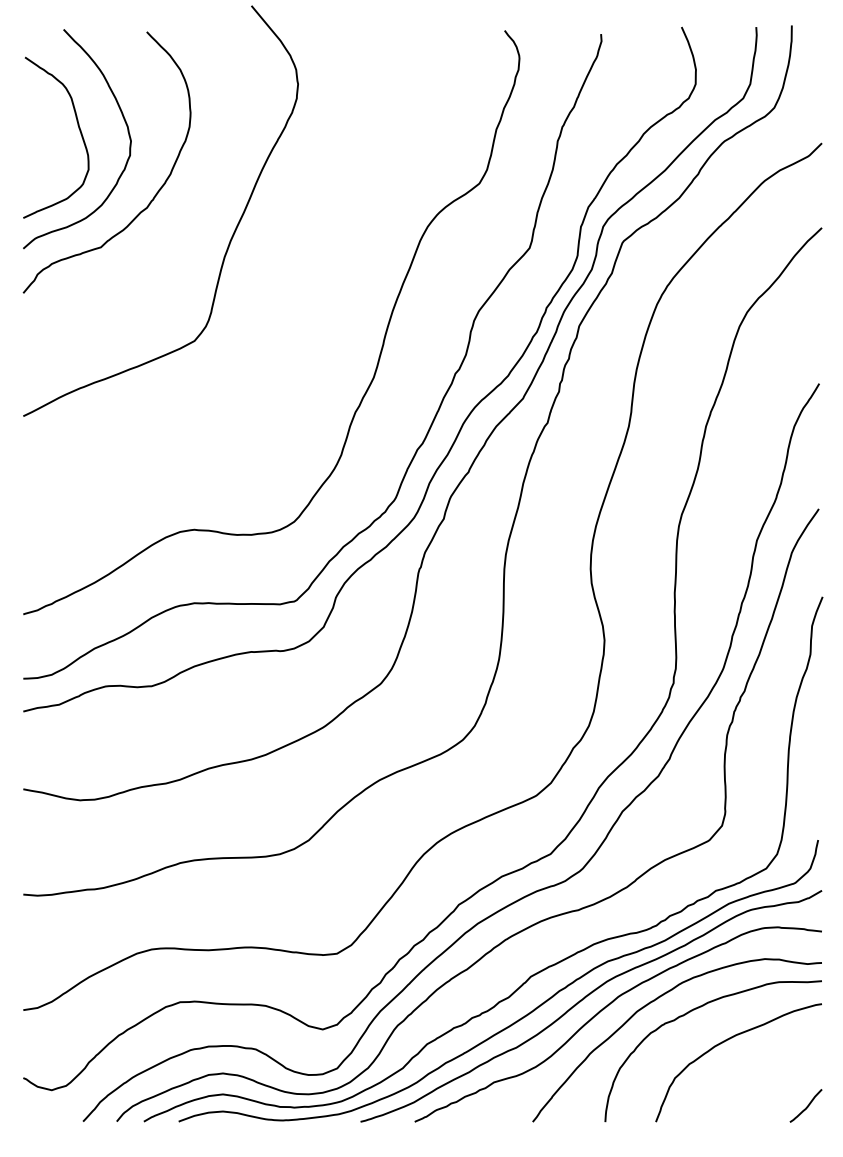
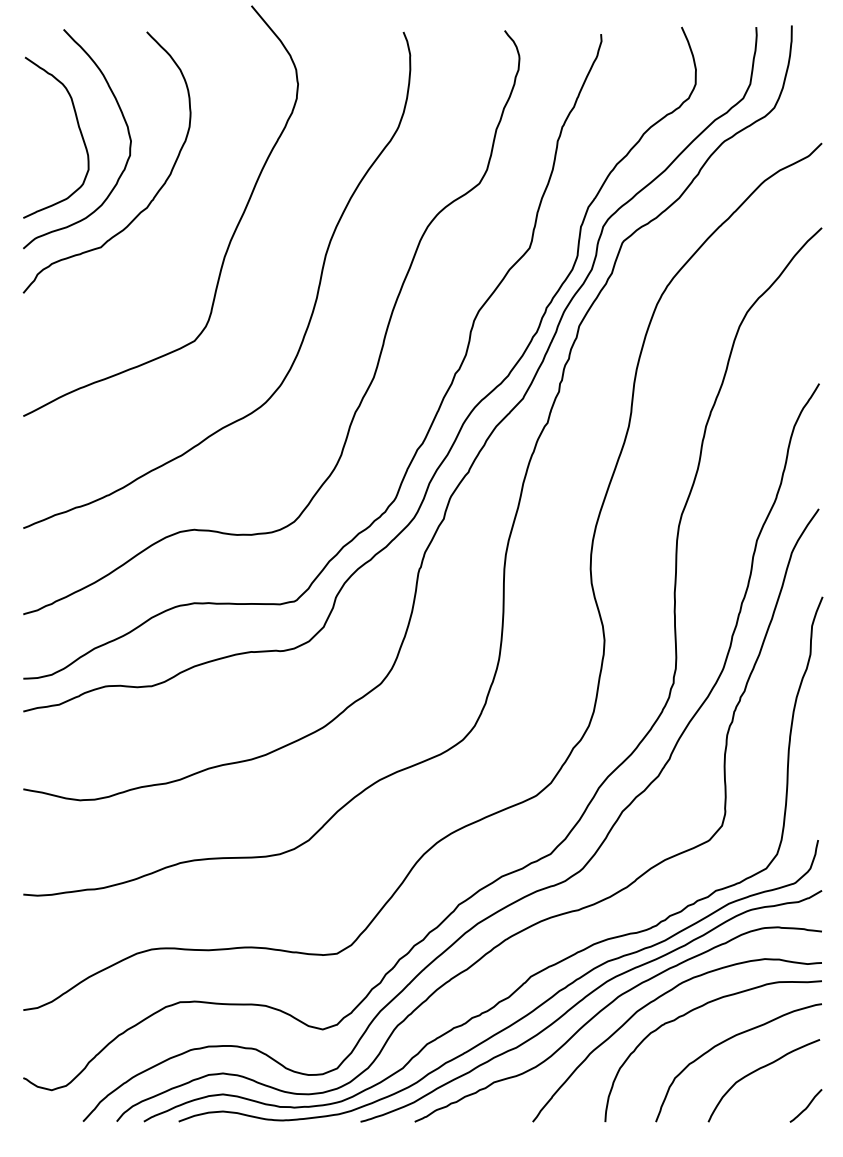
curve: none -> present (313, 305)
curve: none -> present (758, 1070)
